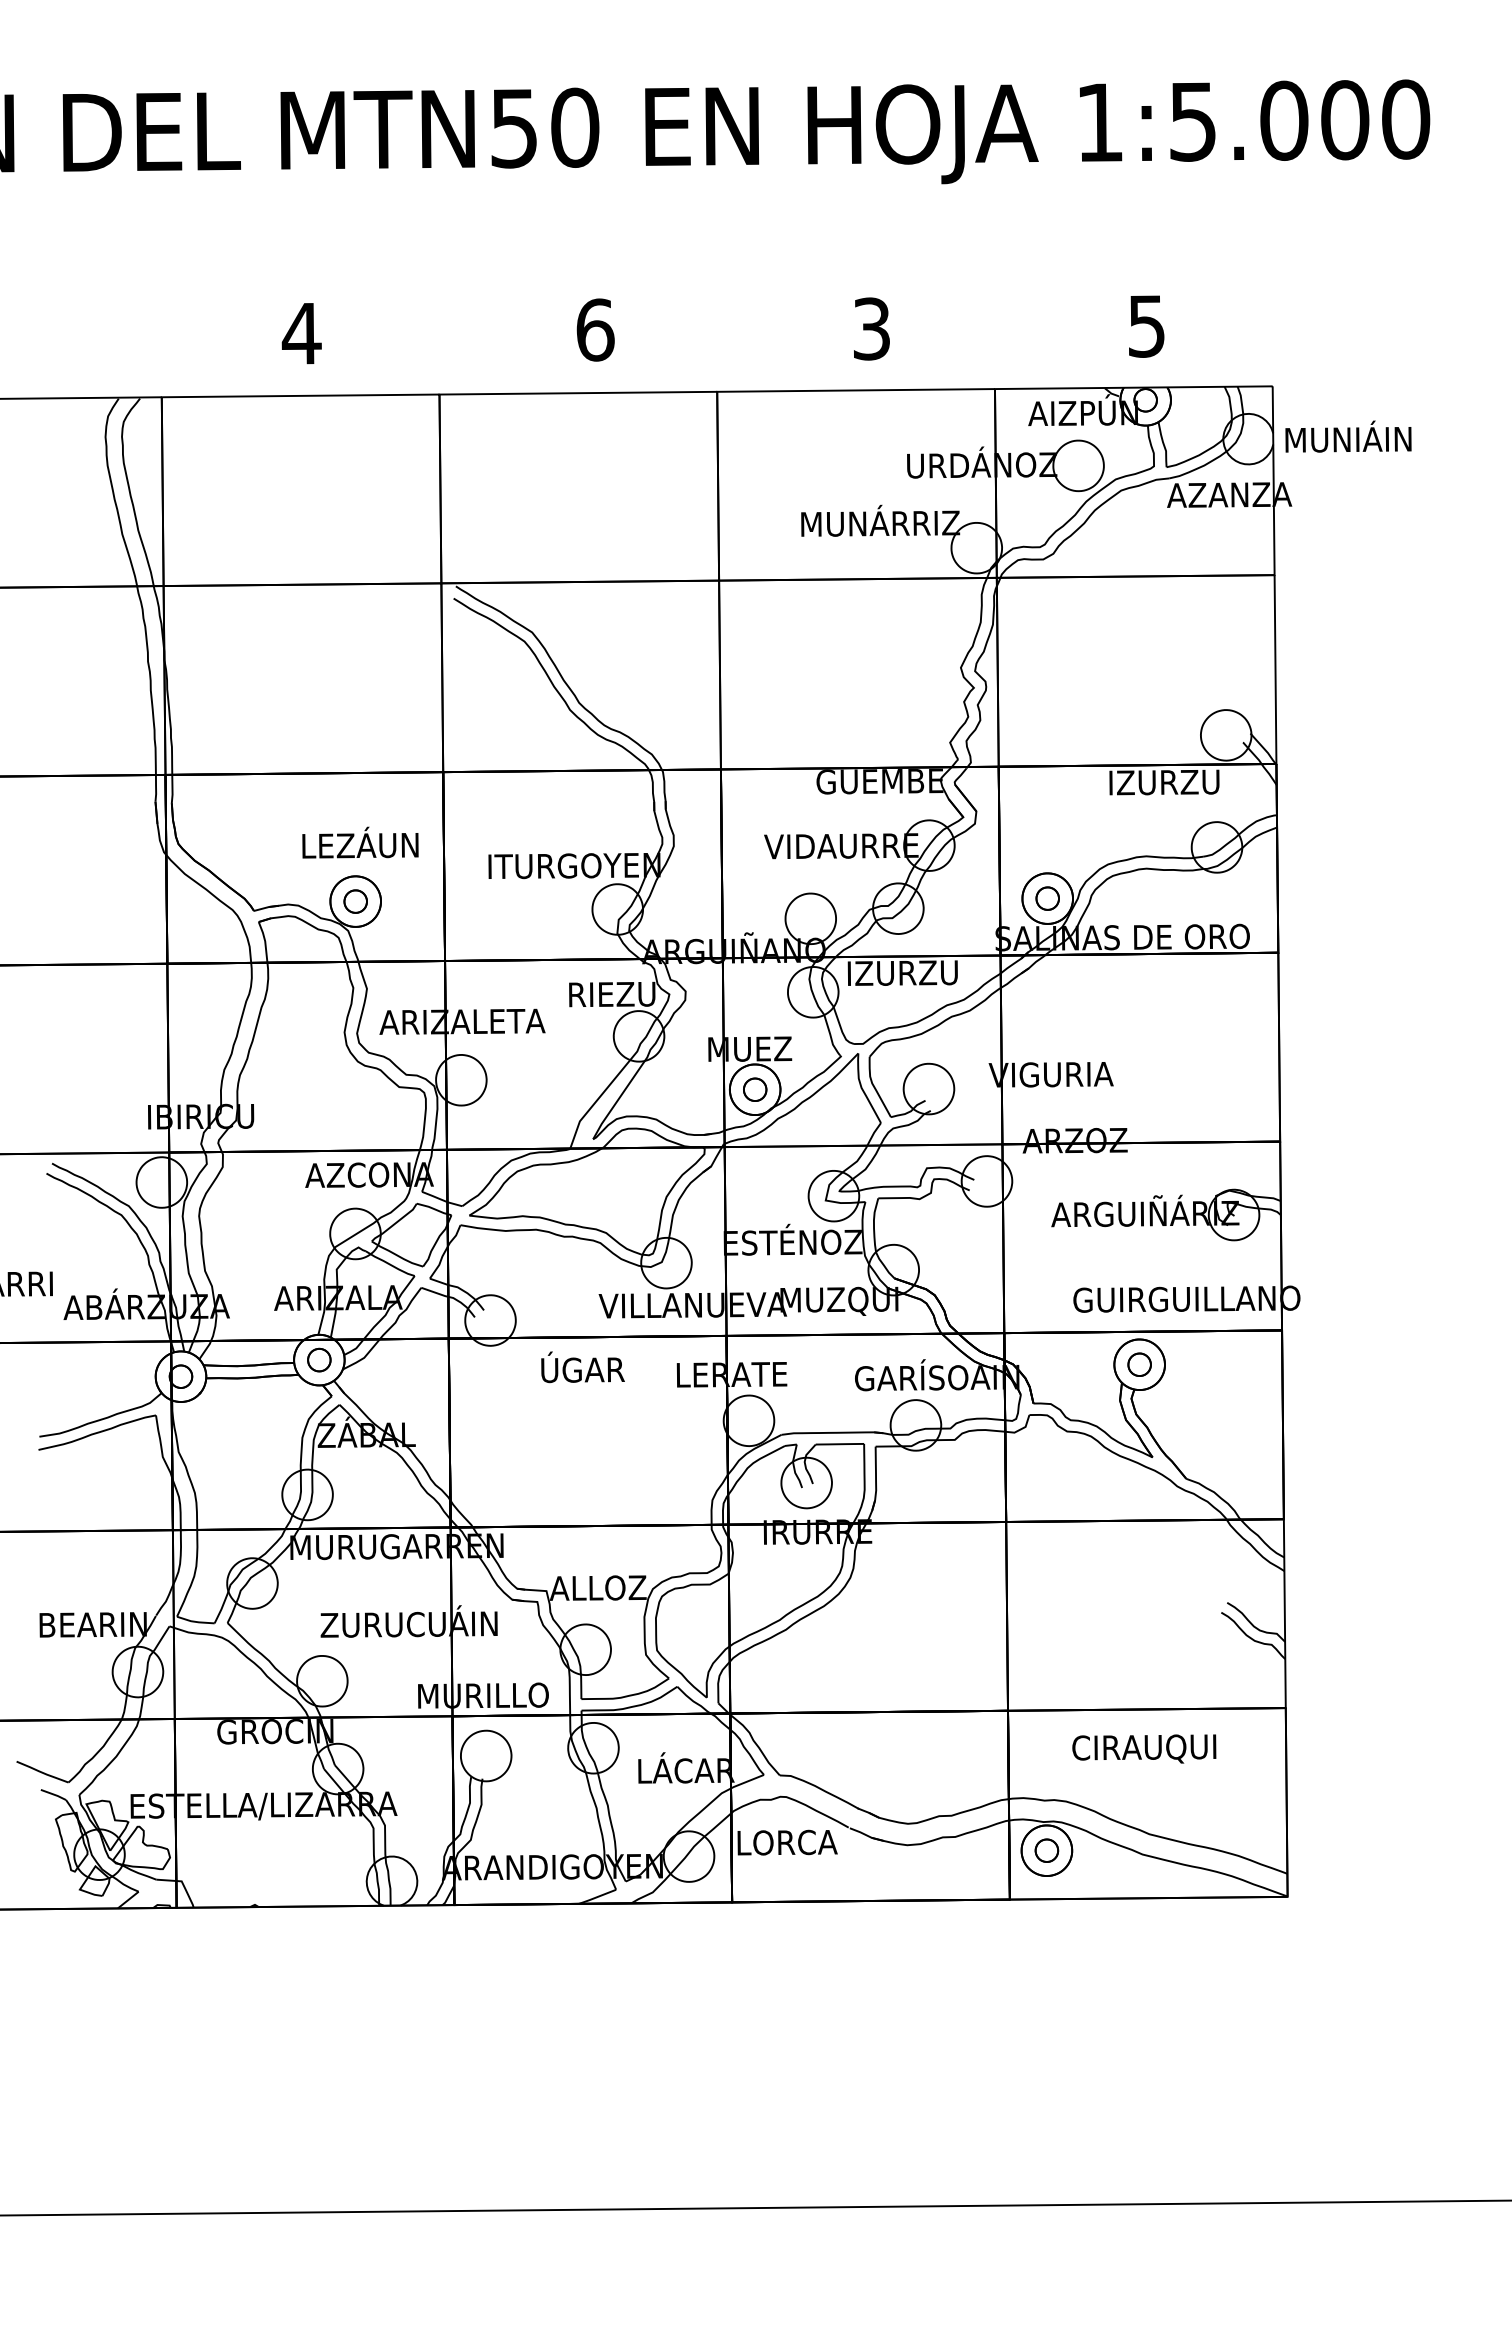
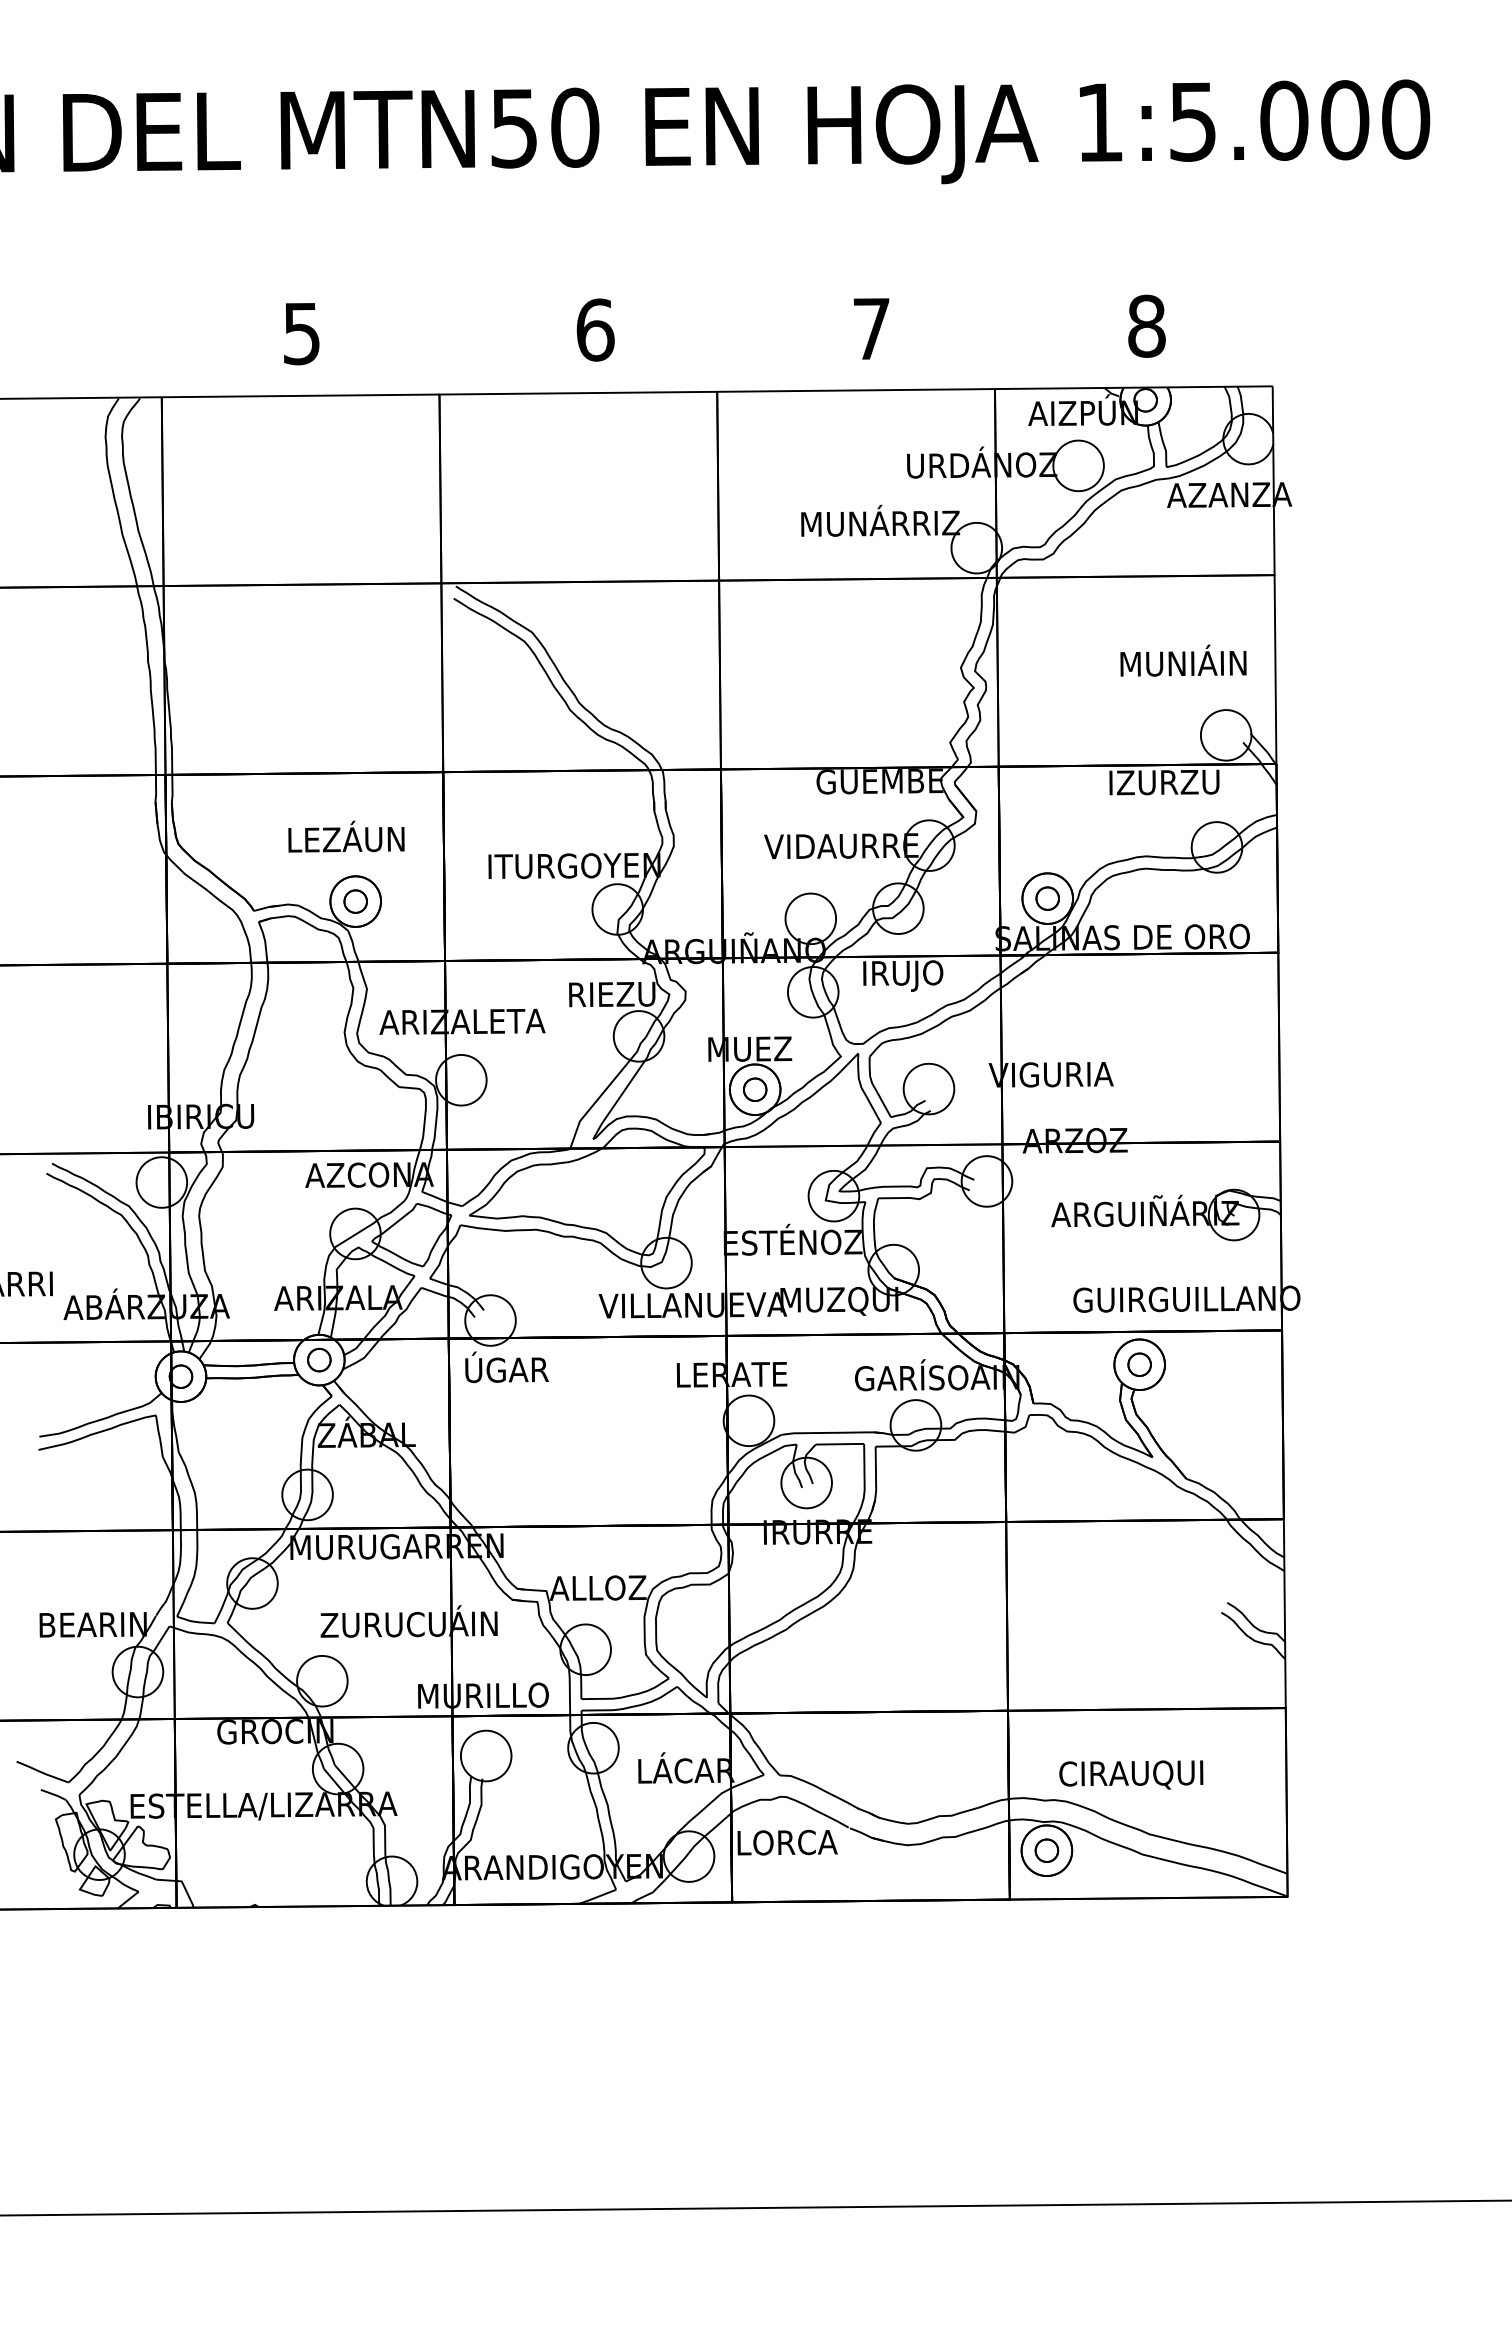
text: 5 -> 8 (1146, 325)
text: 3 -> 7 (871, 328)
text: 4 -> 5 (301, 334)
text position: (1348, 436) -> (1183, 660) (1183, 660)
text position: (360, 842) -> (346, 836) (346, 836)
text: IZURZU -> IRUJO (902, 975)
text position: (582, 1367) -> (506, 1367) (506, 1367)
text position: (1144, 1748) -> (1131, 1774) (1131, 1774)
